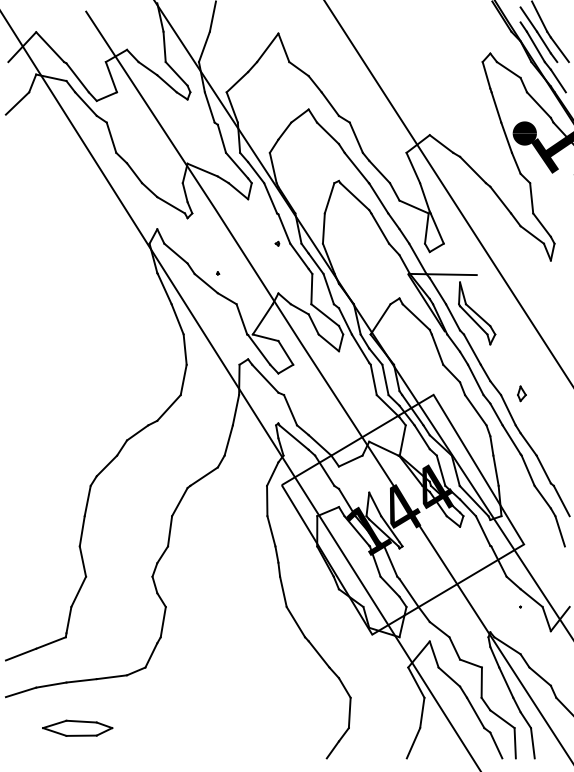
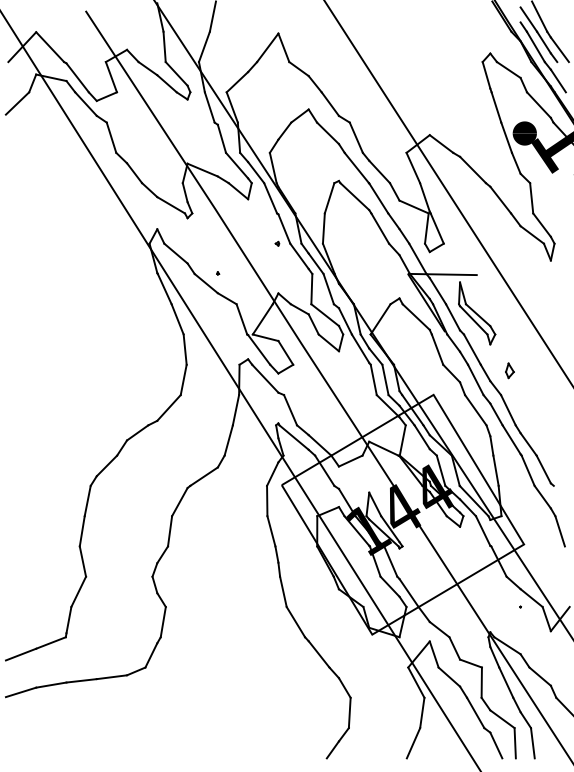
part position: (521, 393) -> (509, 370) (509, 370)
line: present -> none (561, 500)
part: present -> none (77, 727)
